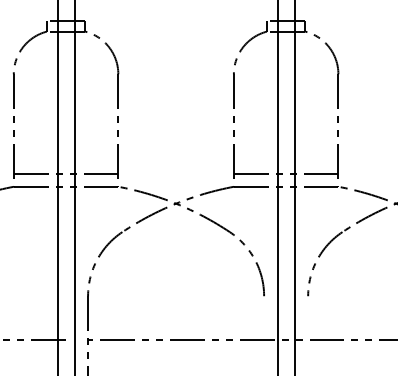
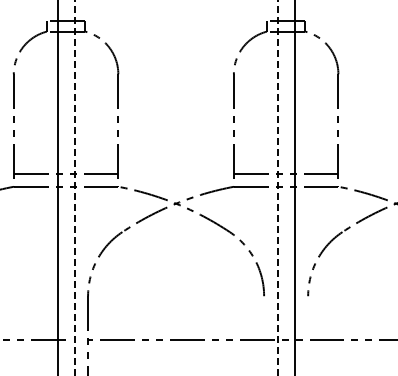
line: solid -> dashed (74, 188)
line: solid -> dashed (277, 188)
